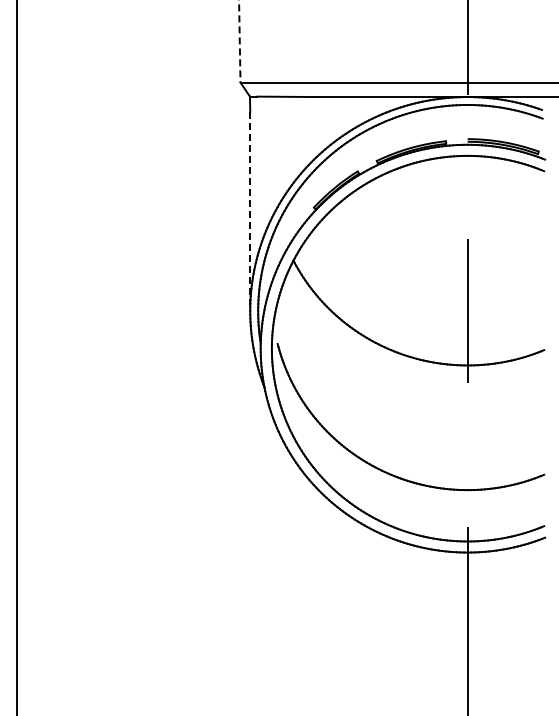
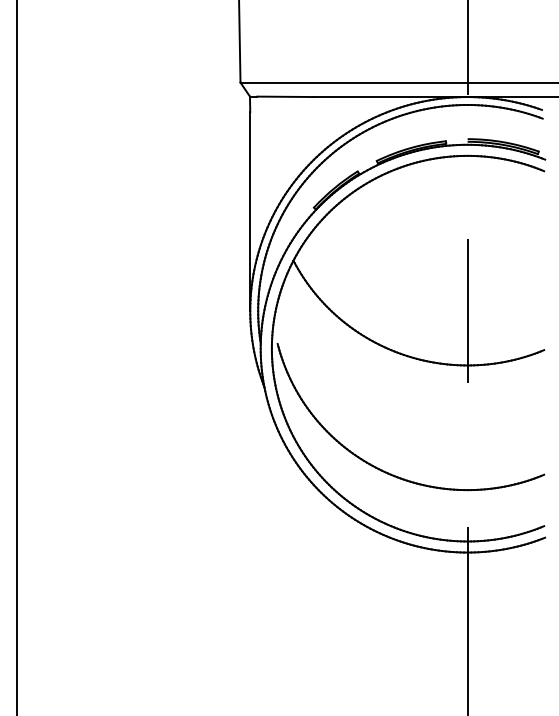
line: dashed -> solid (239, 41)
line: dashed -> solid (250, 212)
